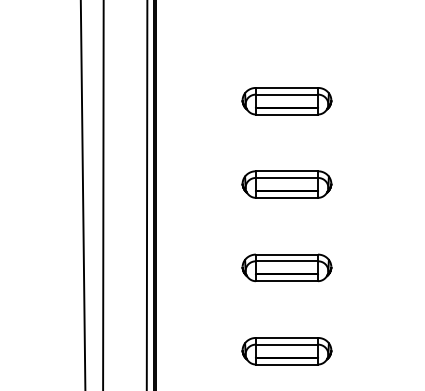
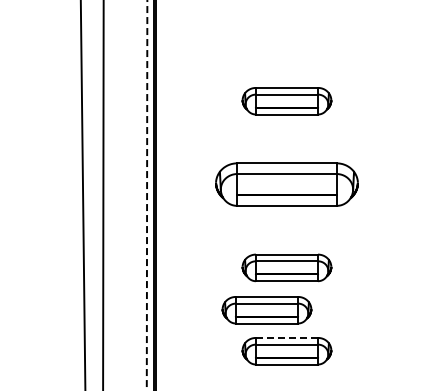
part size: 92x29 px -> 144x45 px (286, 184)
line: solid -> dashed (147, 195)
part: none -> present (266, 310)
line: solid -> dashed (287, 337)
